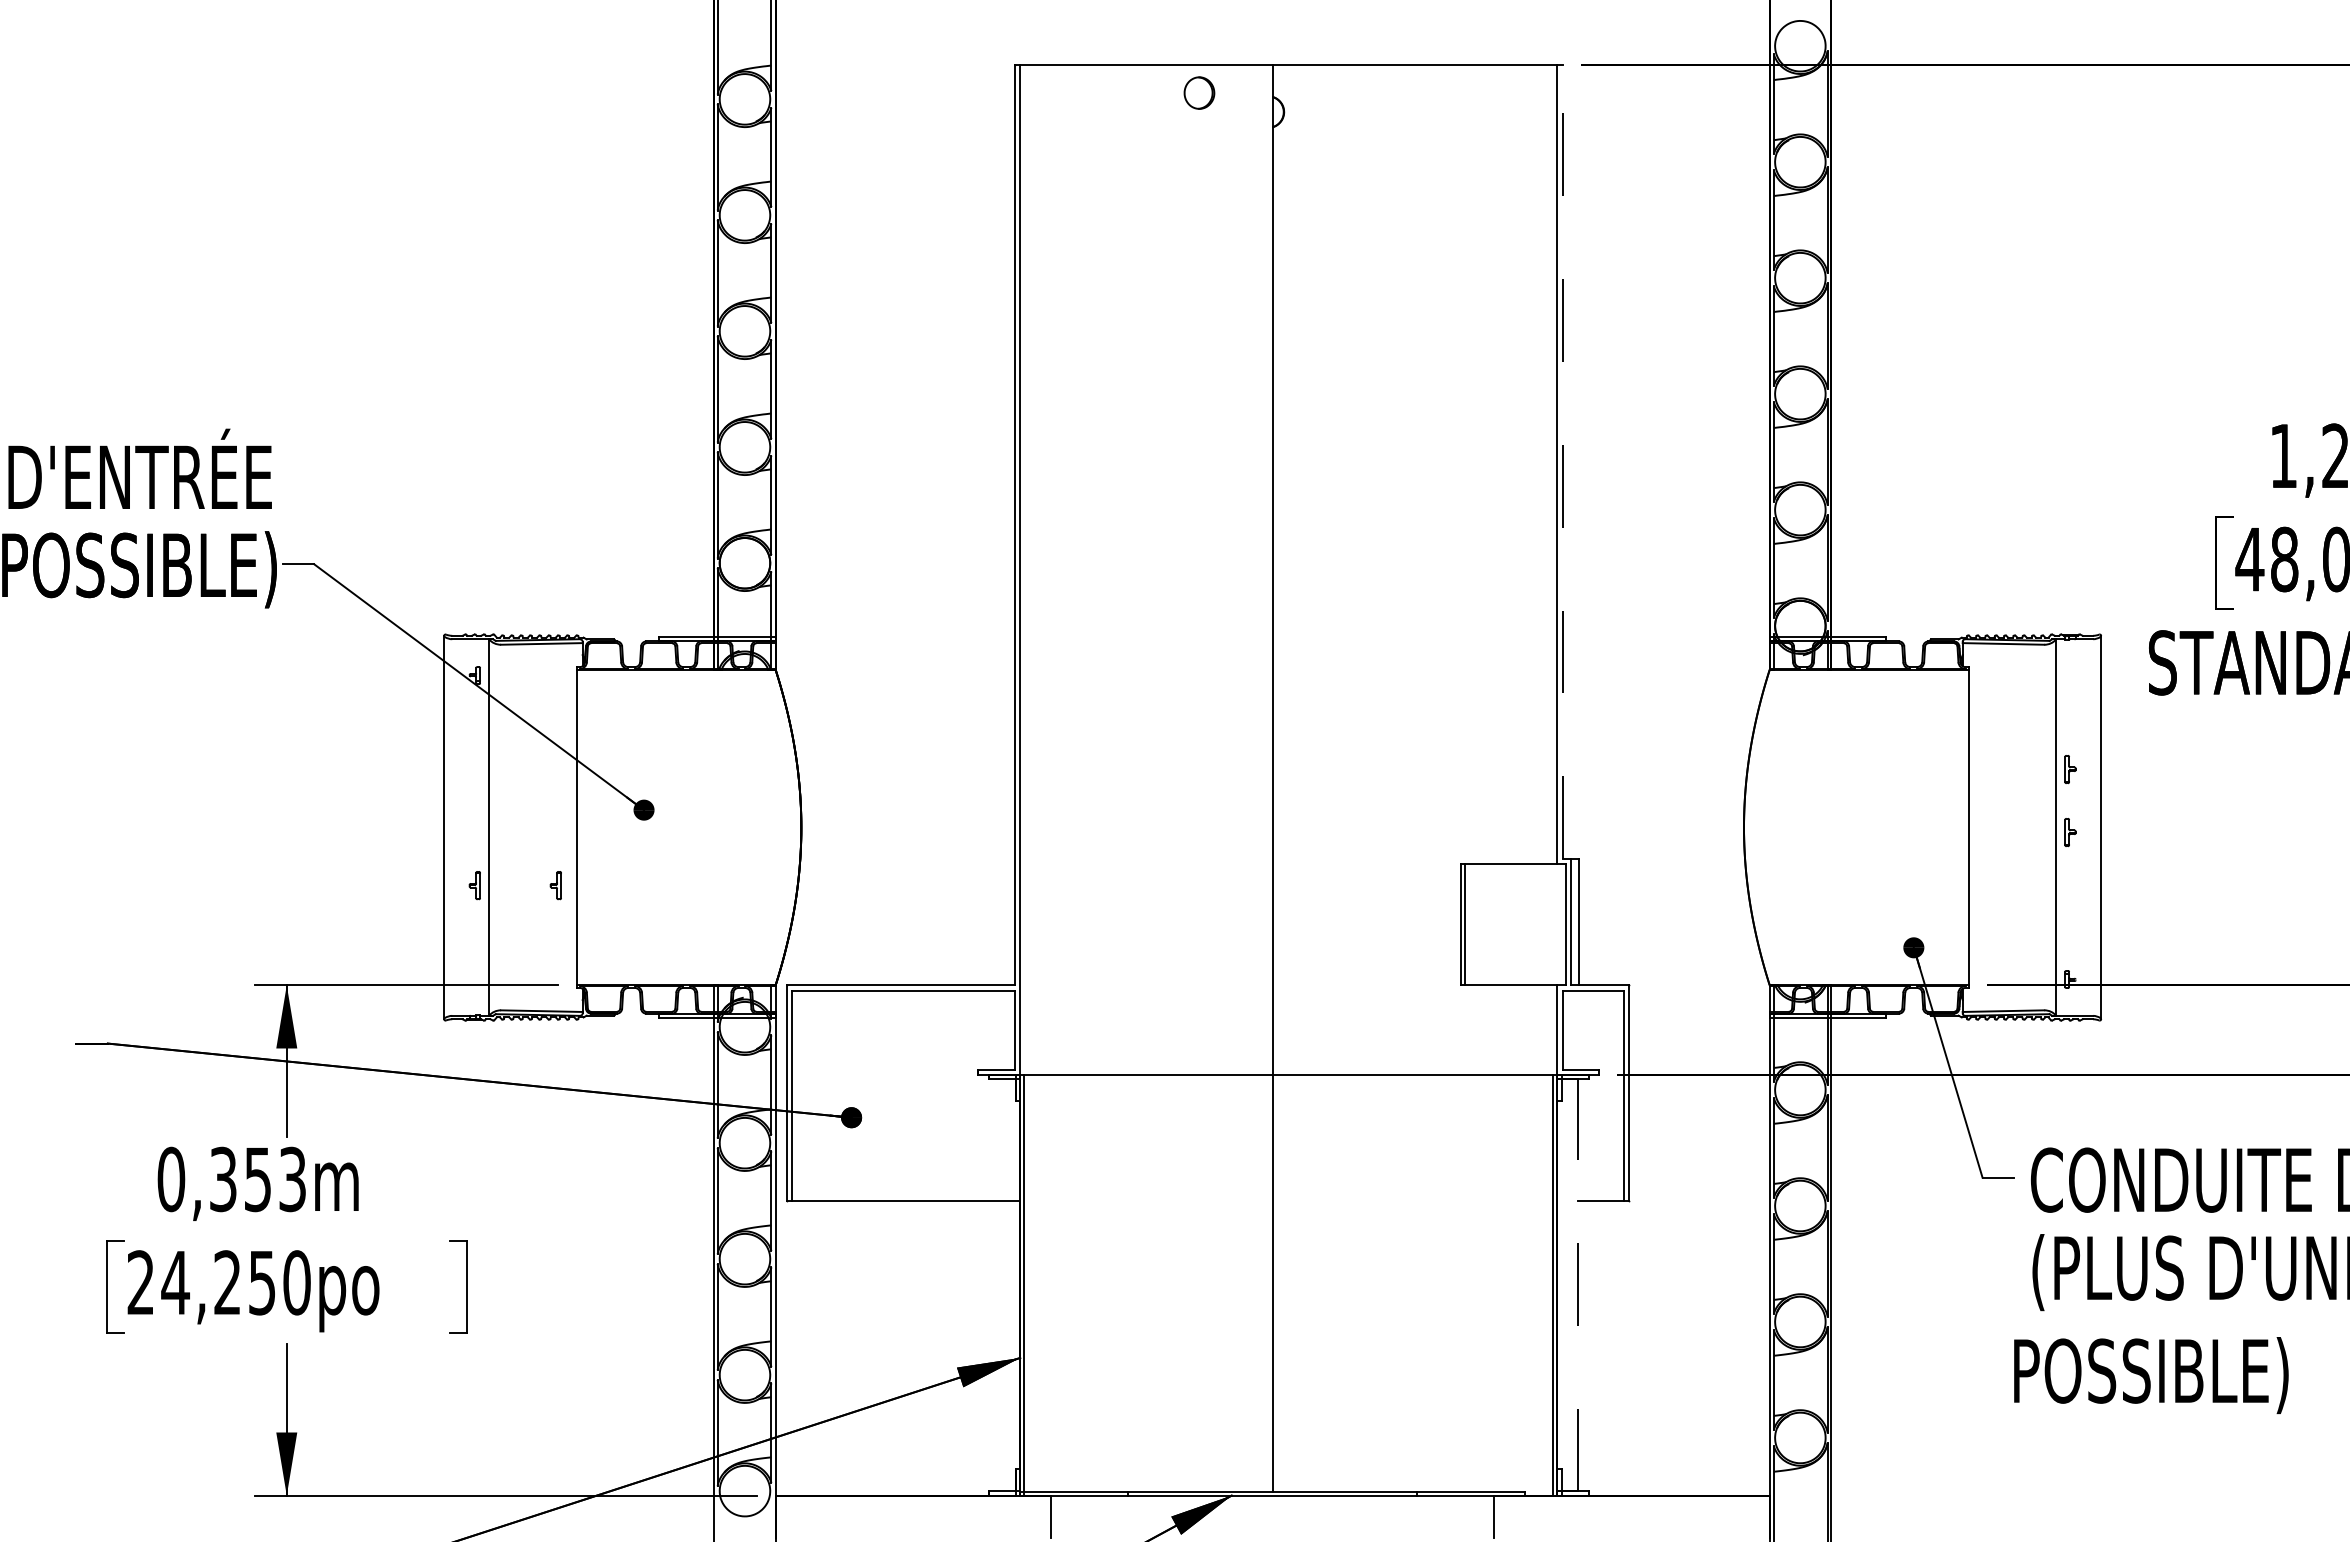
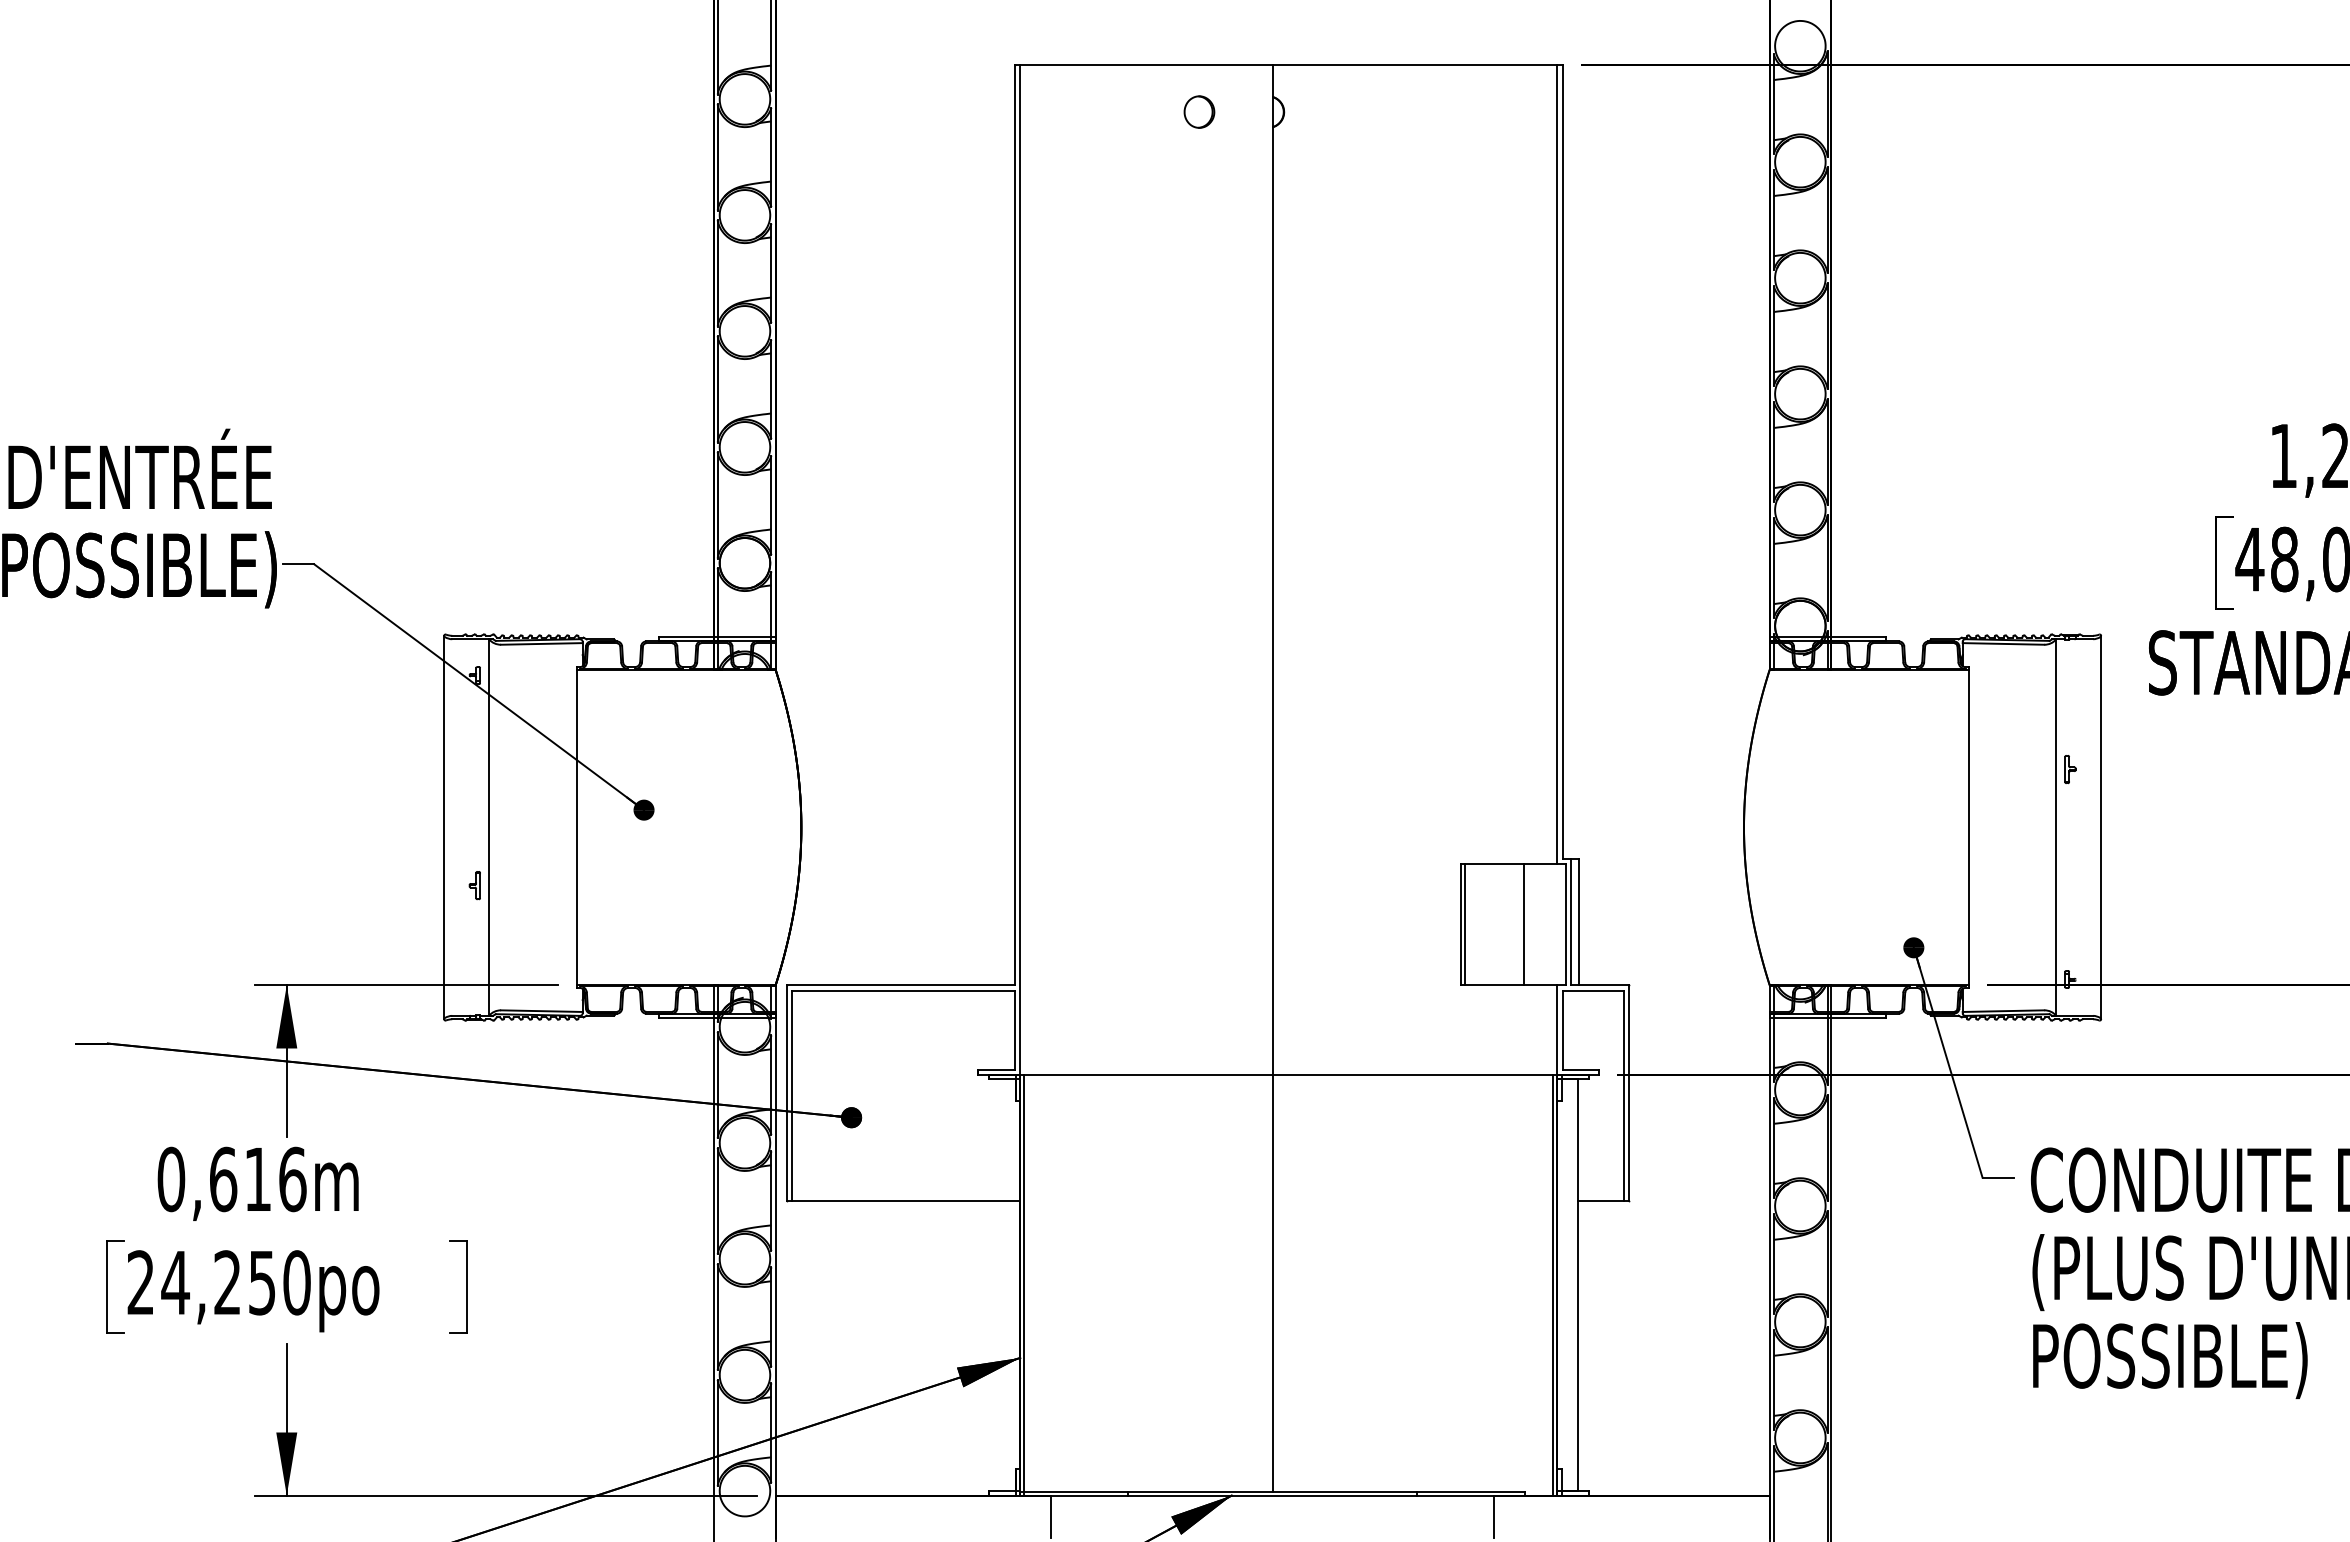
part position: (1199, 92) -> (1199, 111) (1199, 111)
line: dashed -> solid (1562, 461)
part: present -> none (2070, 832)
part: present -> none (555, 885)
line: none -> present (1523, 924)
text: 0,353m -> 0,616m (258, 1179)
line: dashed -> solid (1578, 1284)
text position: (2151, 1375) -> (2170, 1360) (2170, 1360)
